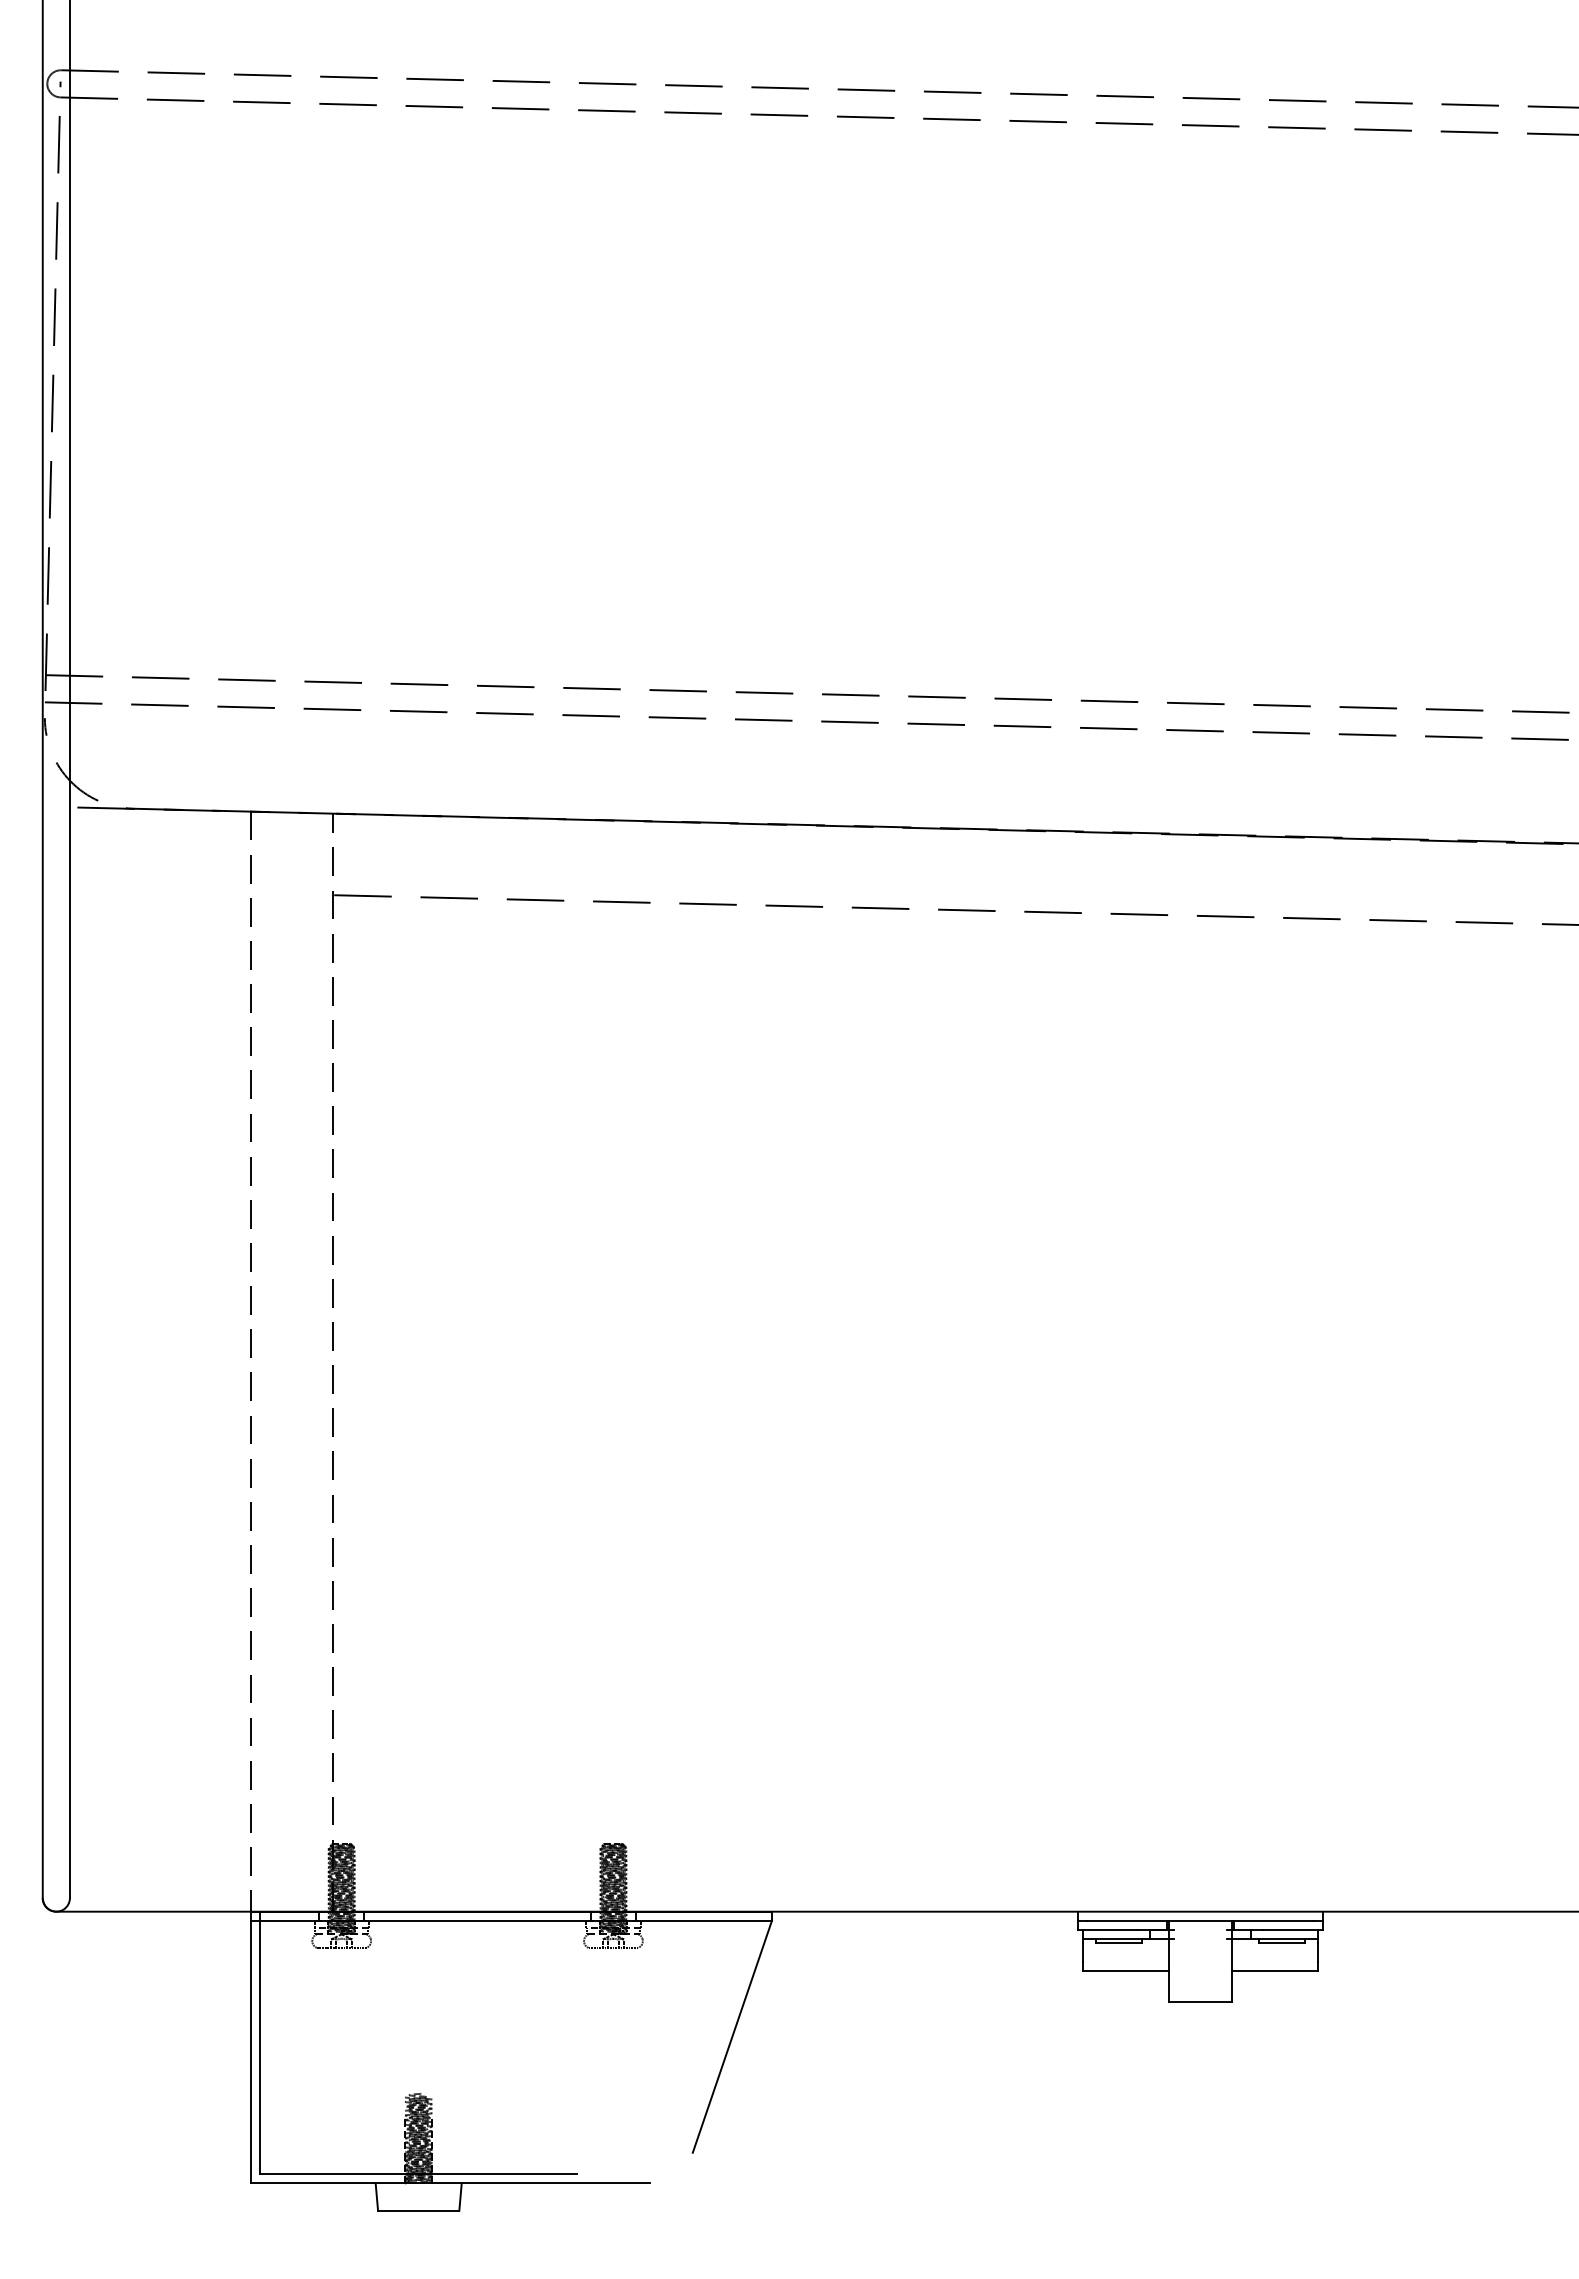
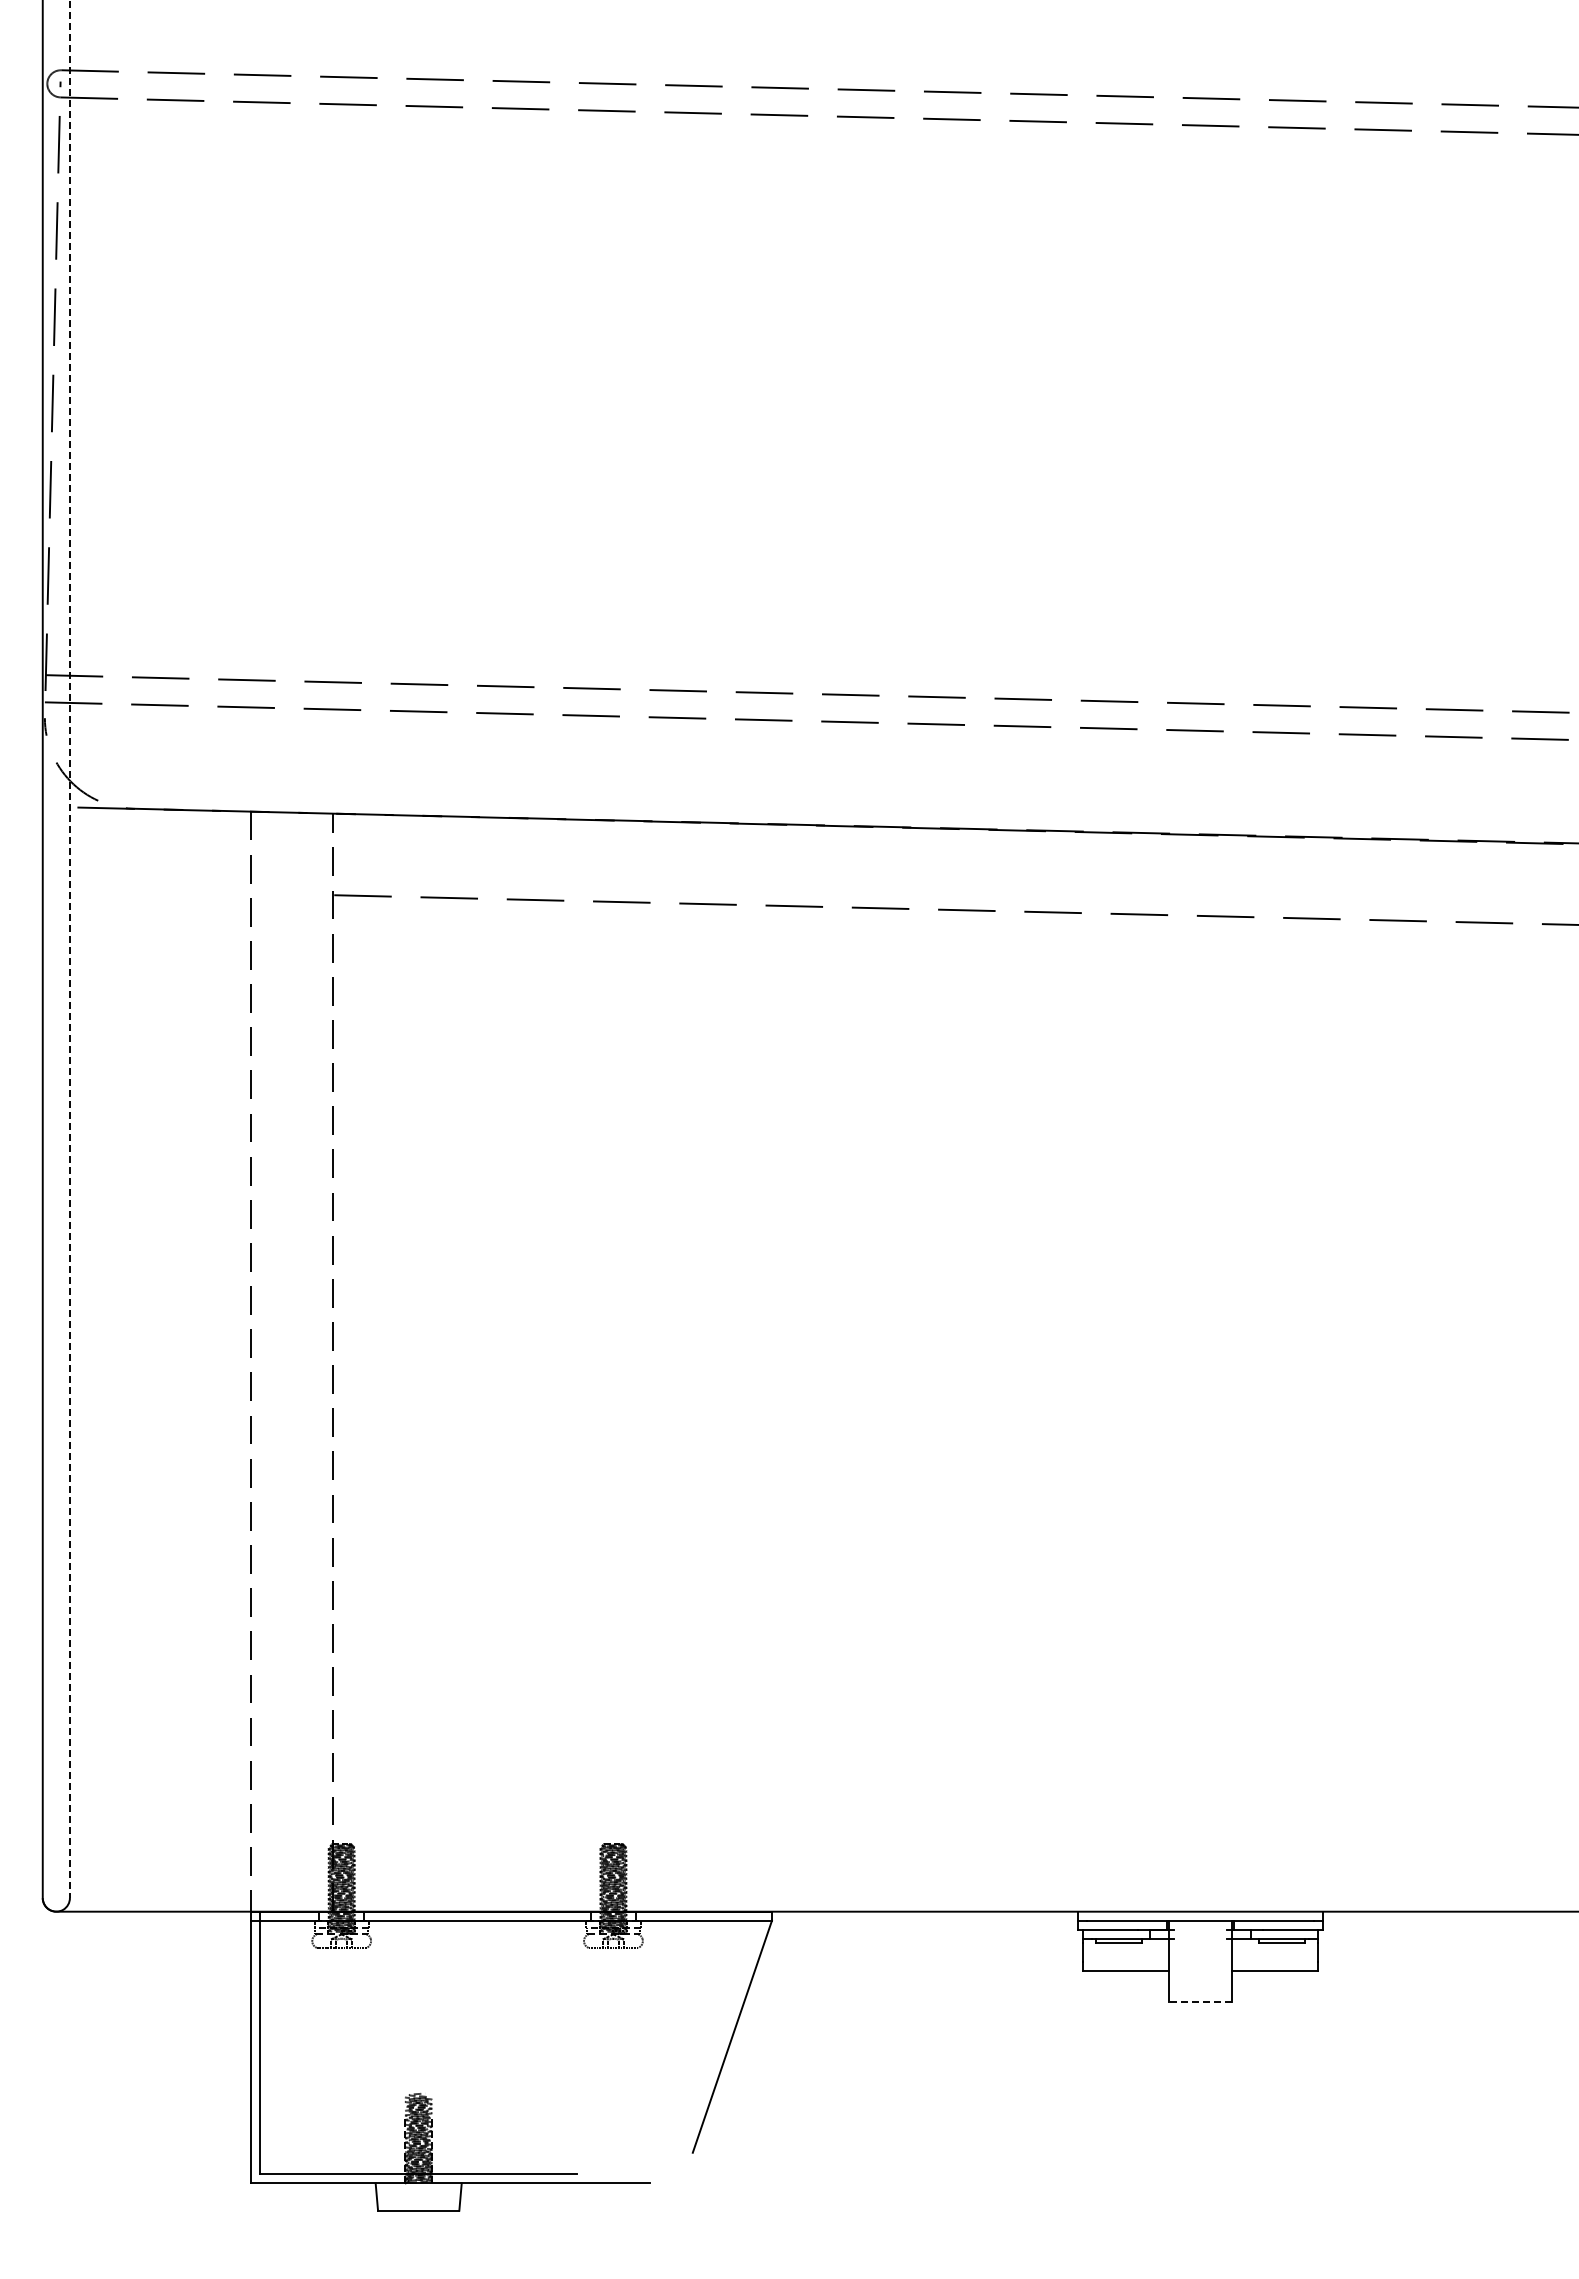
line: solid -> dashed (69, 949)
line: solid -> dashed (1200, 2002)
